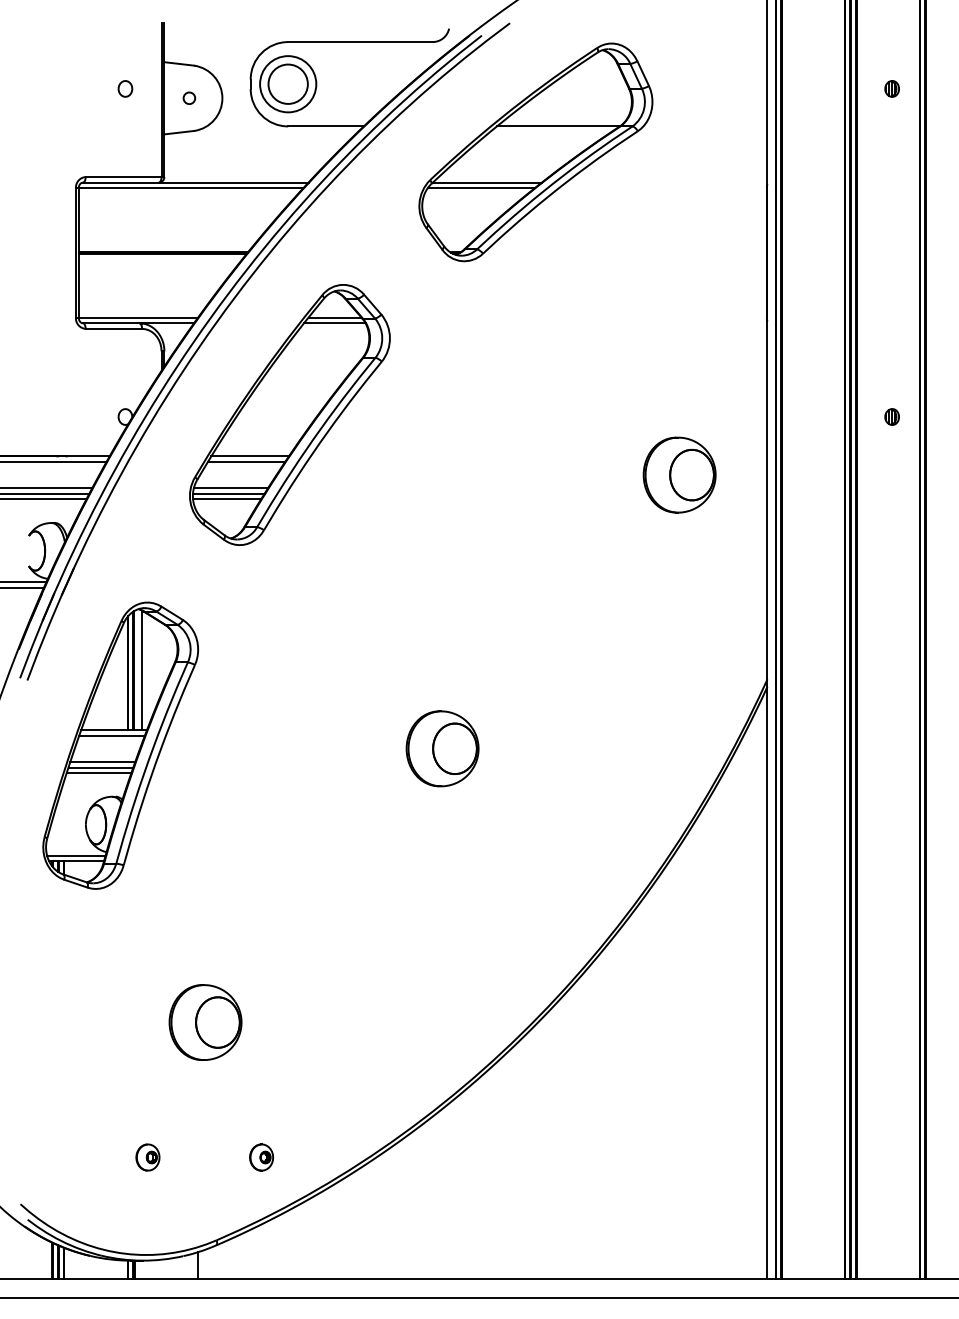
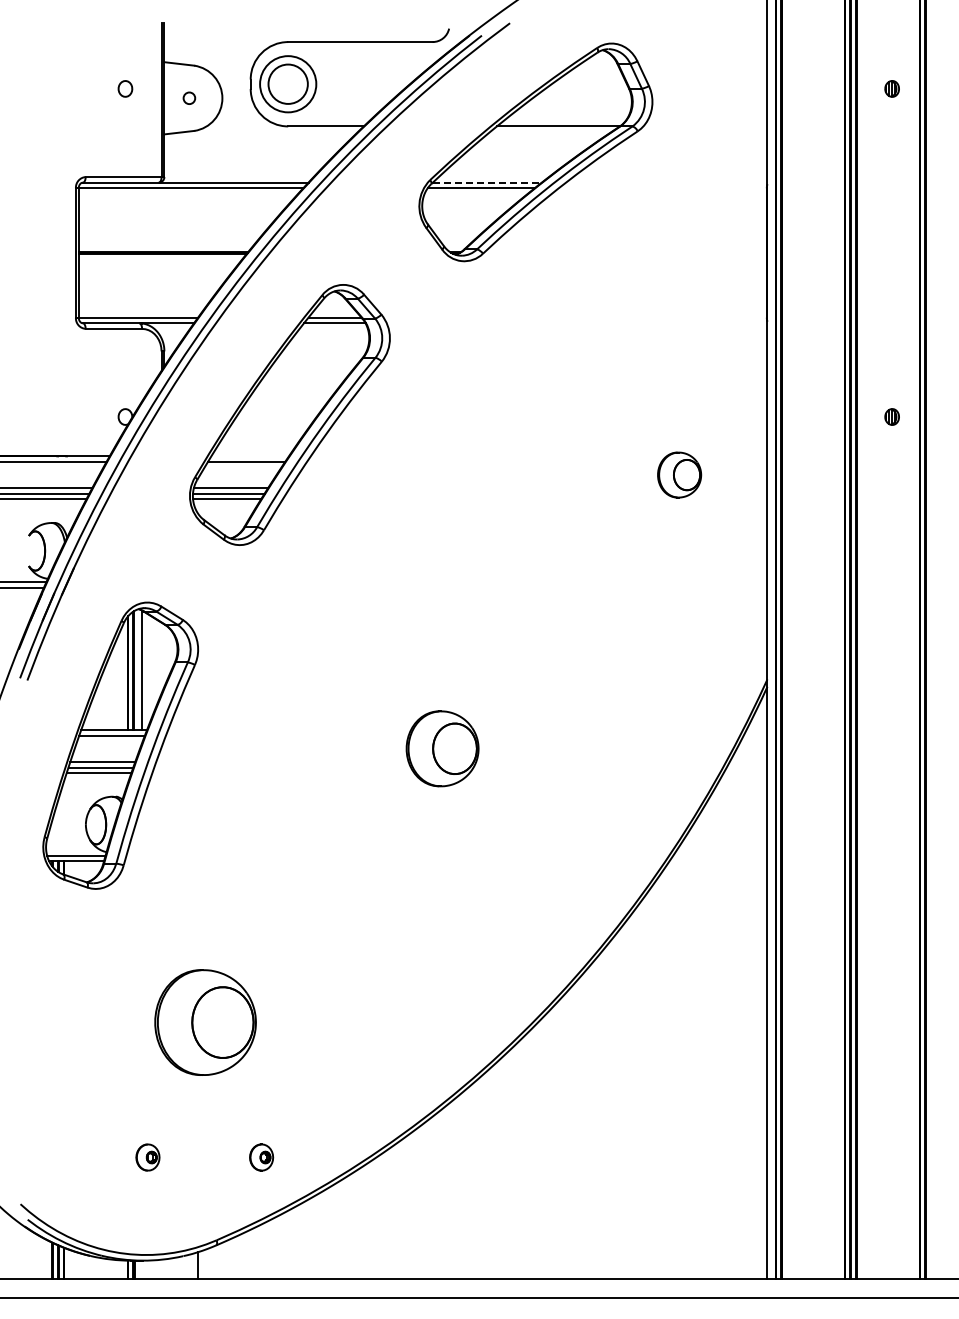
line: solid -> dashed (487, 182)
line: present -> none (249, 456)
part size: 75x78 px -> 46x48 px (679, 474)
part size: 75x77 px -> 103x107 px (205, 1022)
